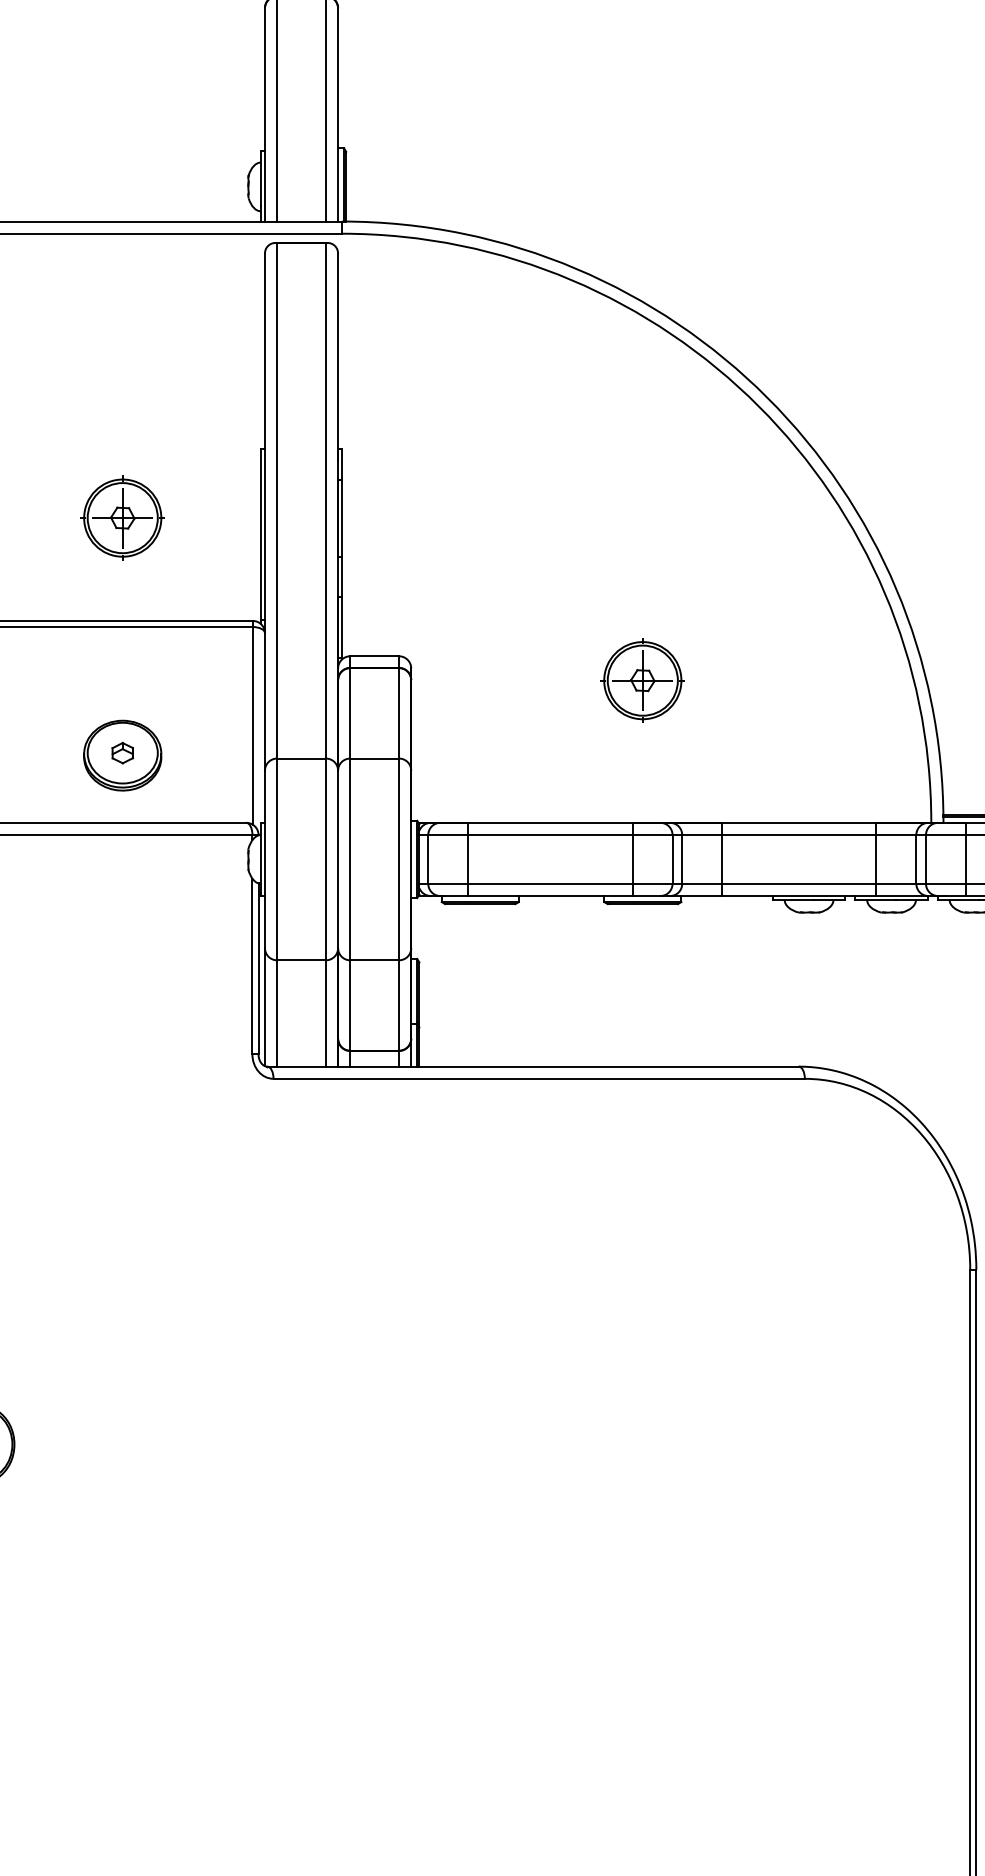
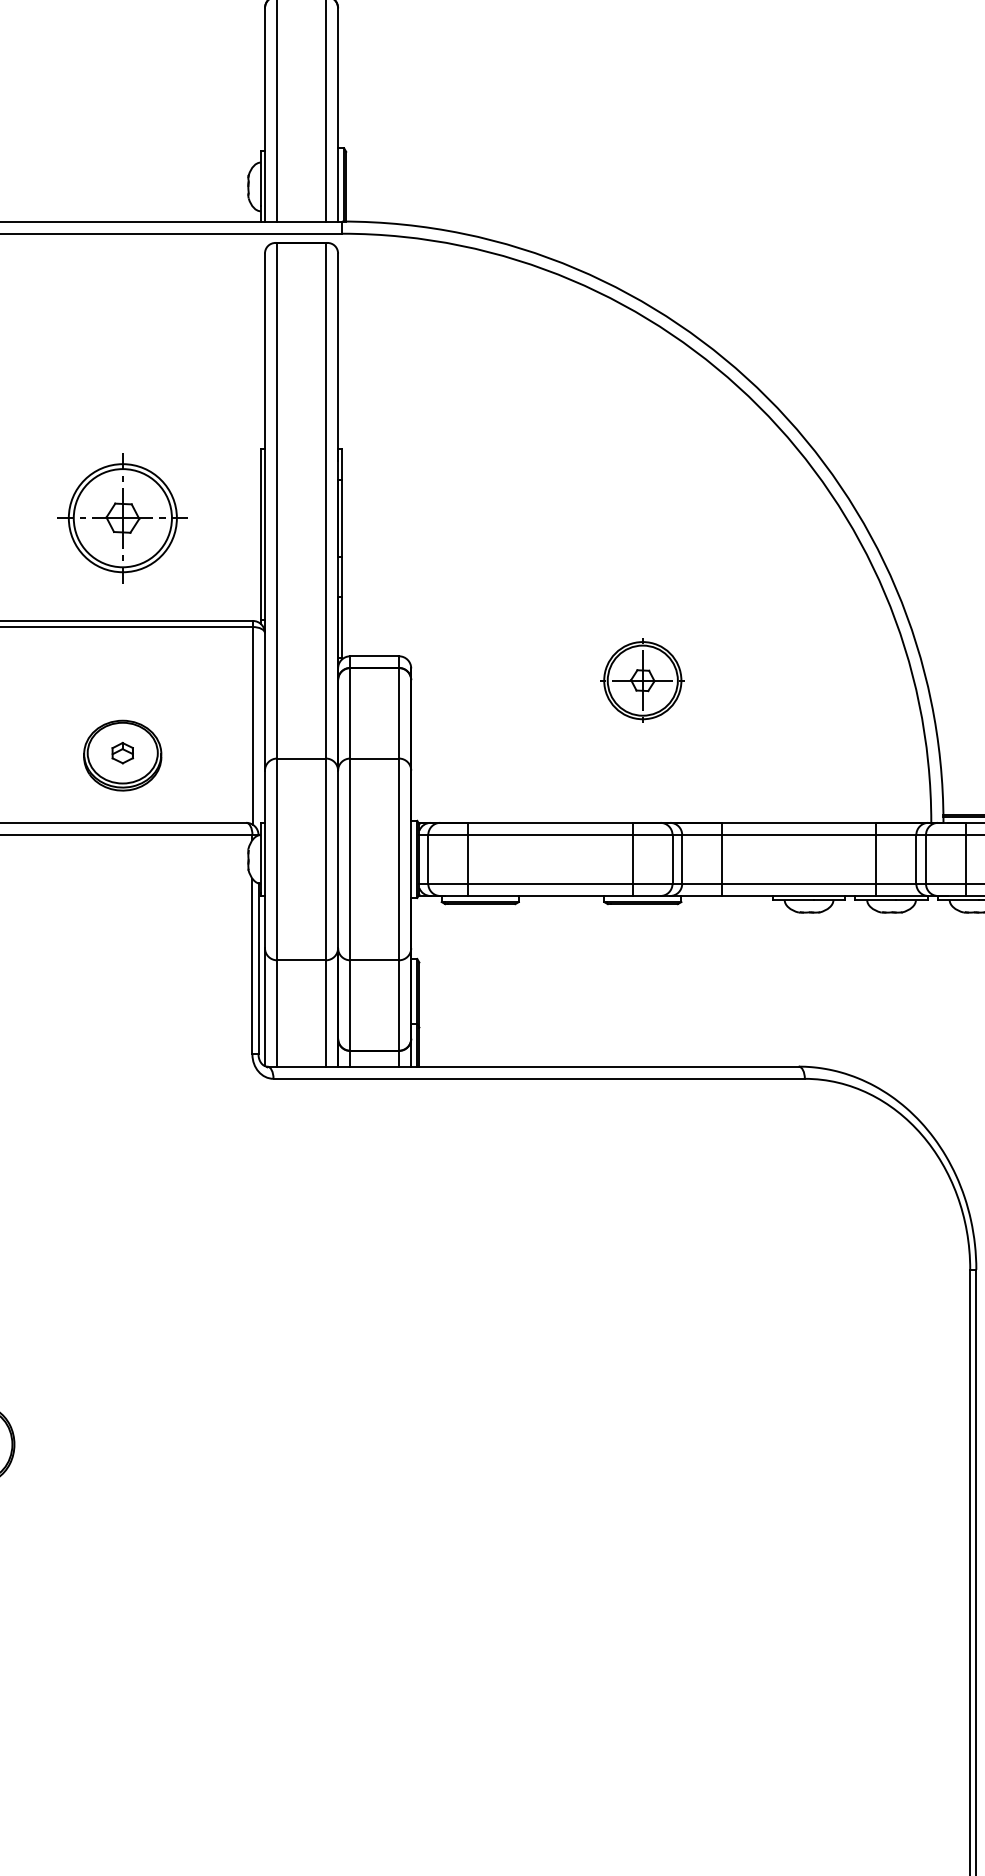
part size: 85x86 px -> 131x131 px (122, 518)
